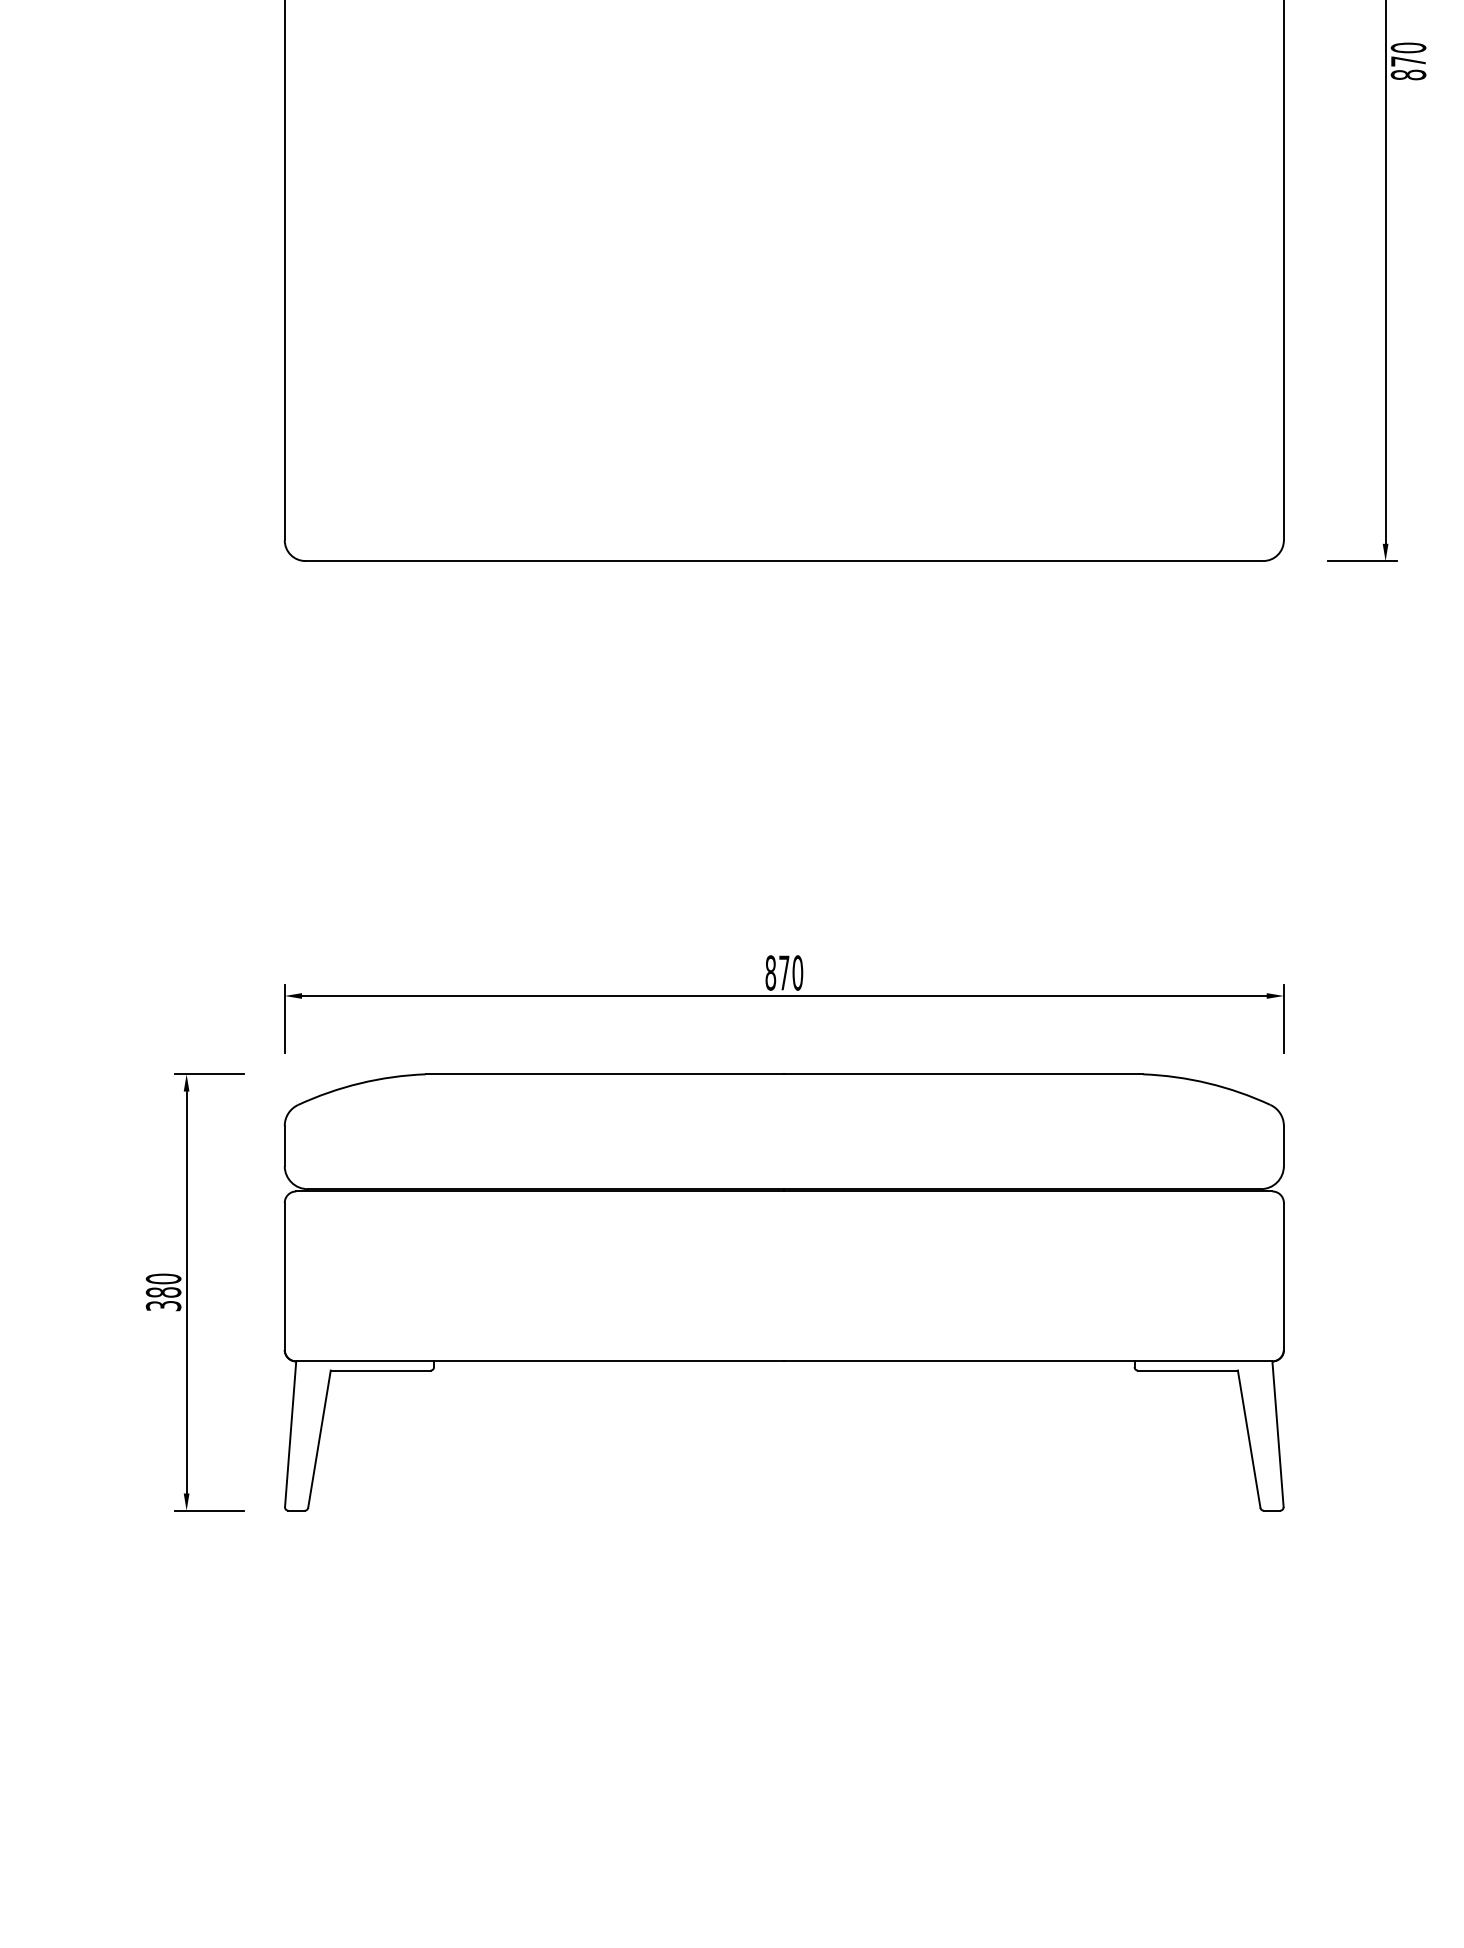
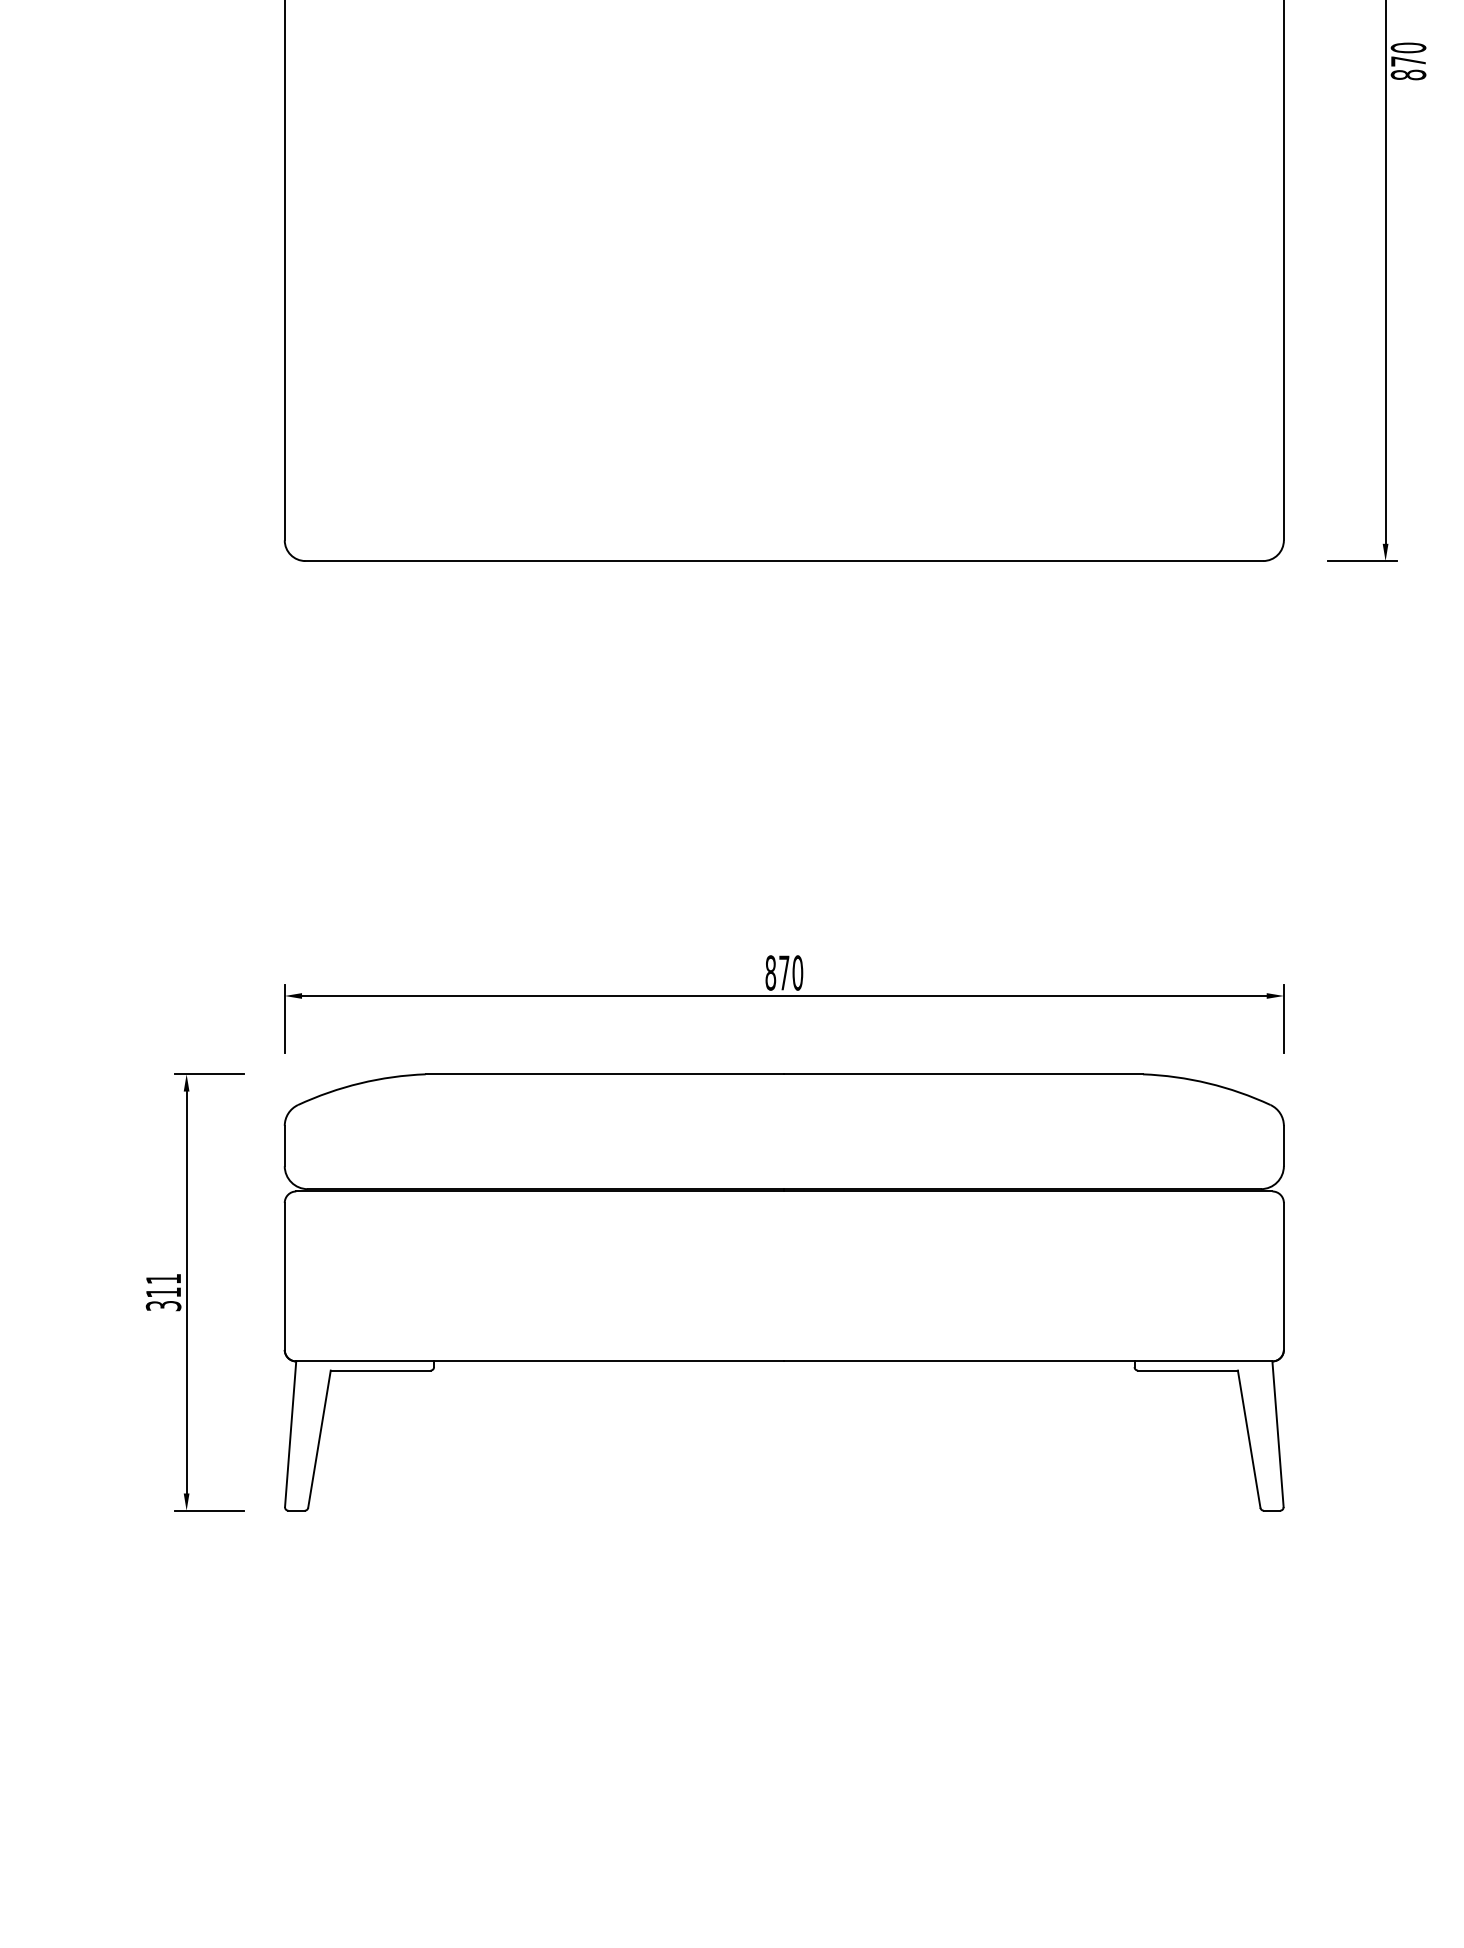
text: 380 -> 311 (163, 1285)
